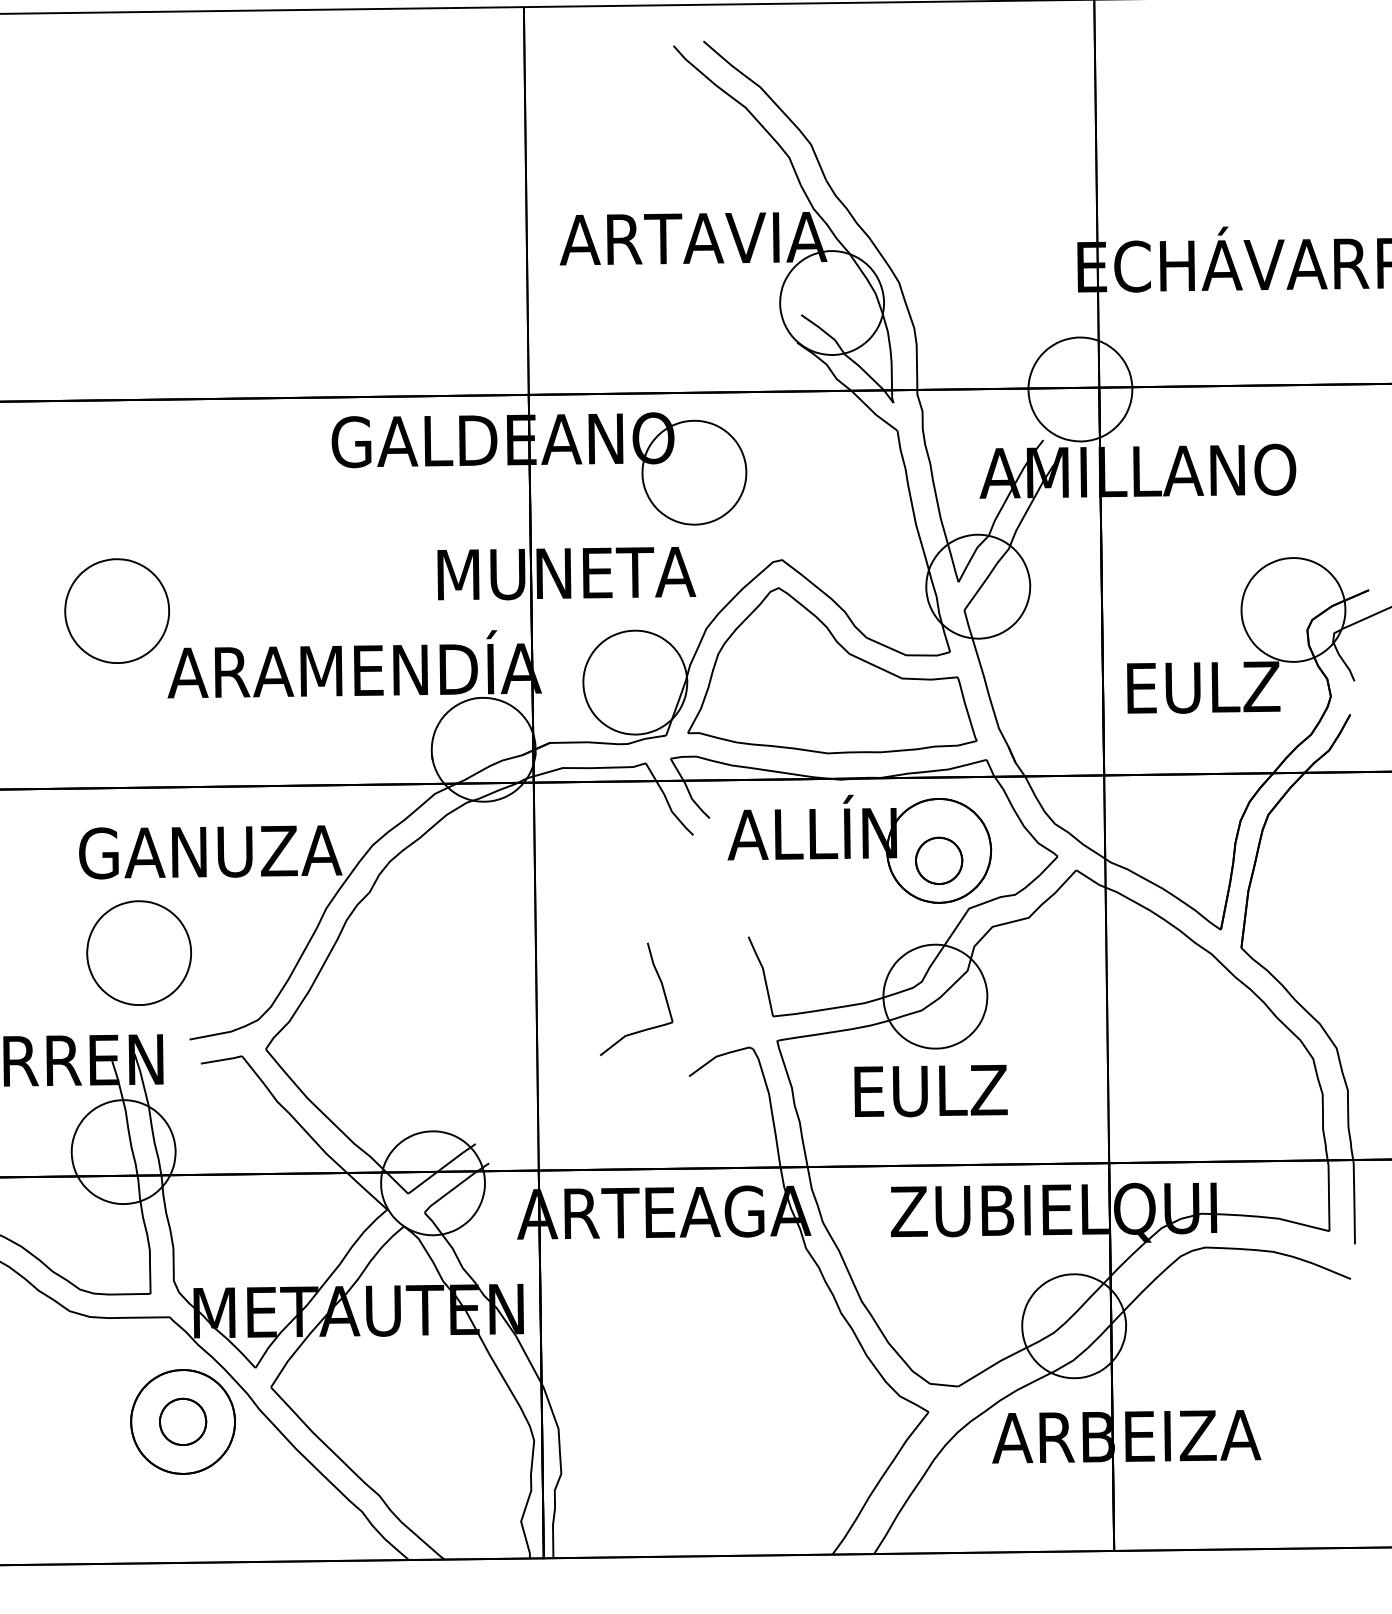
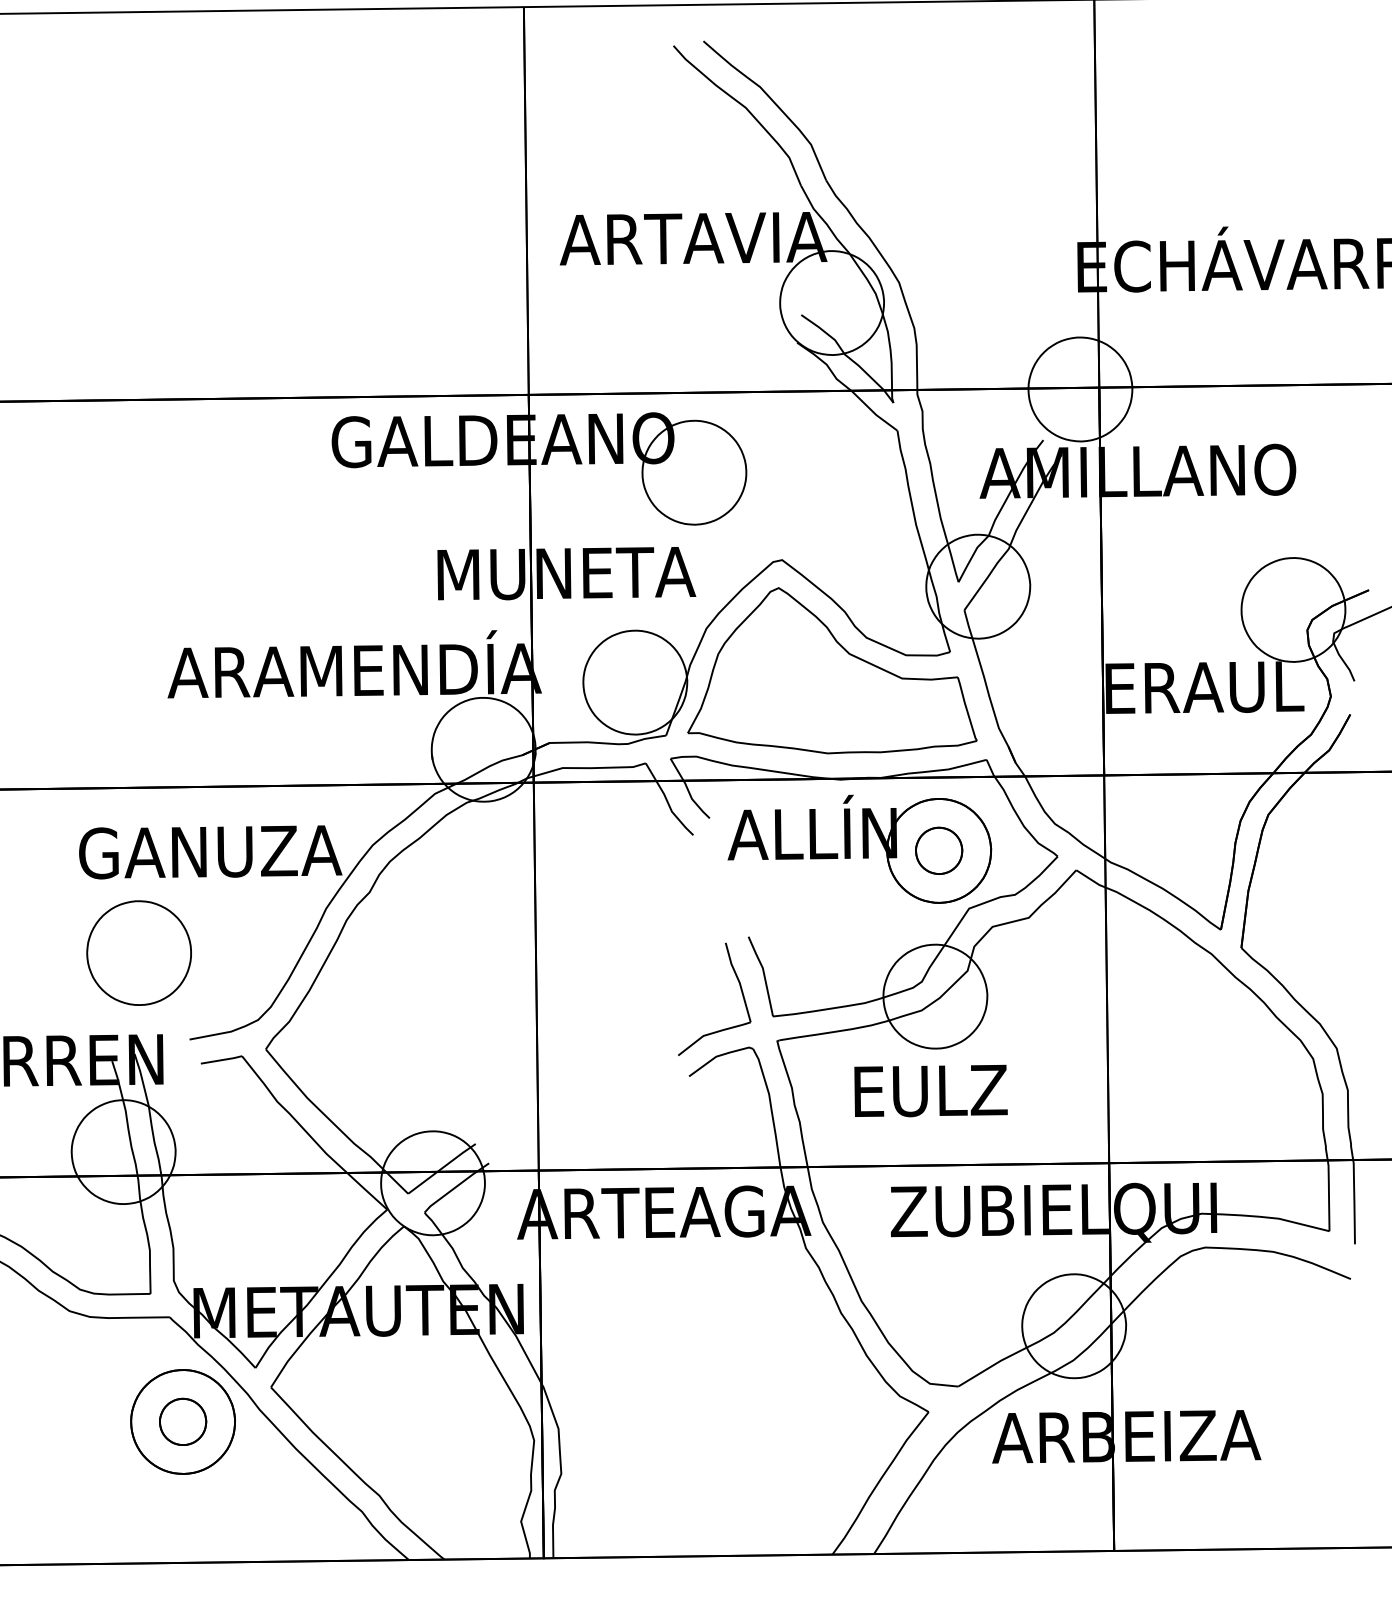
part: present -> none (116, 610)
text: EULZ -> ERAUL (1204, 687)
part position: (939, 860) -> (939, 850) (939, 850)
part position: (663, 993) -> (741, 993) (741, 993)
